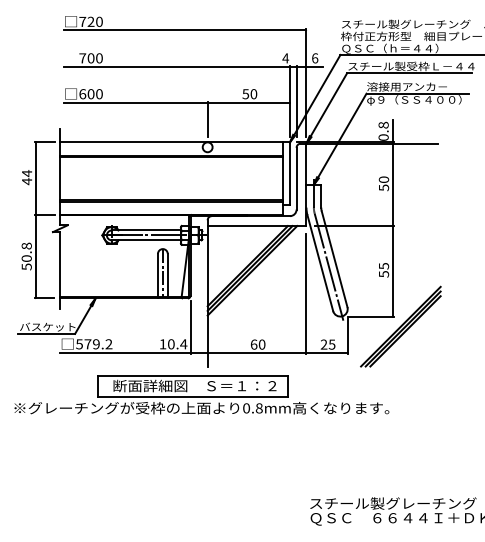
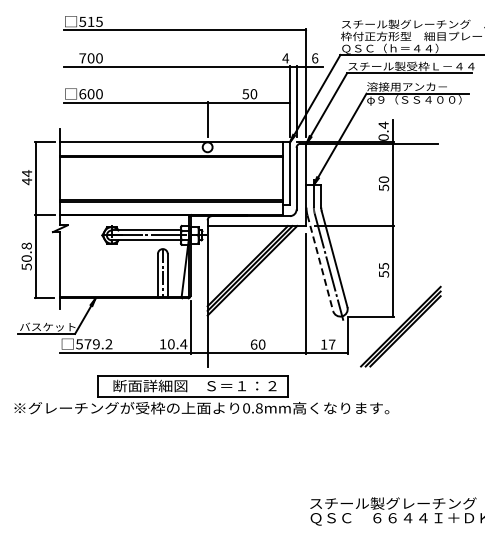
text: 720 -> 515 (90, 21)
text: 0.8 -> 0.4 (383, 124)
line: solid -> dashed (320, 263)
text: 25 -> 17 (327, 344)
